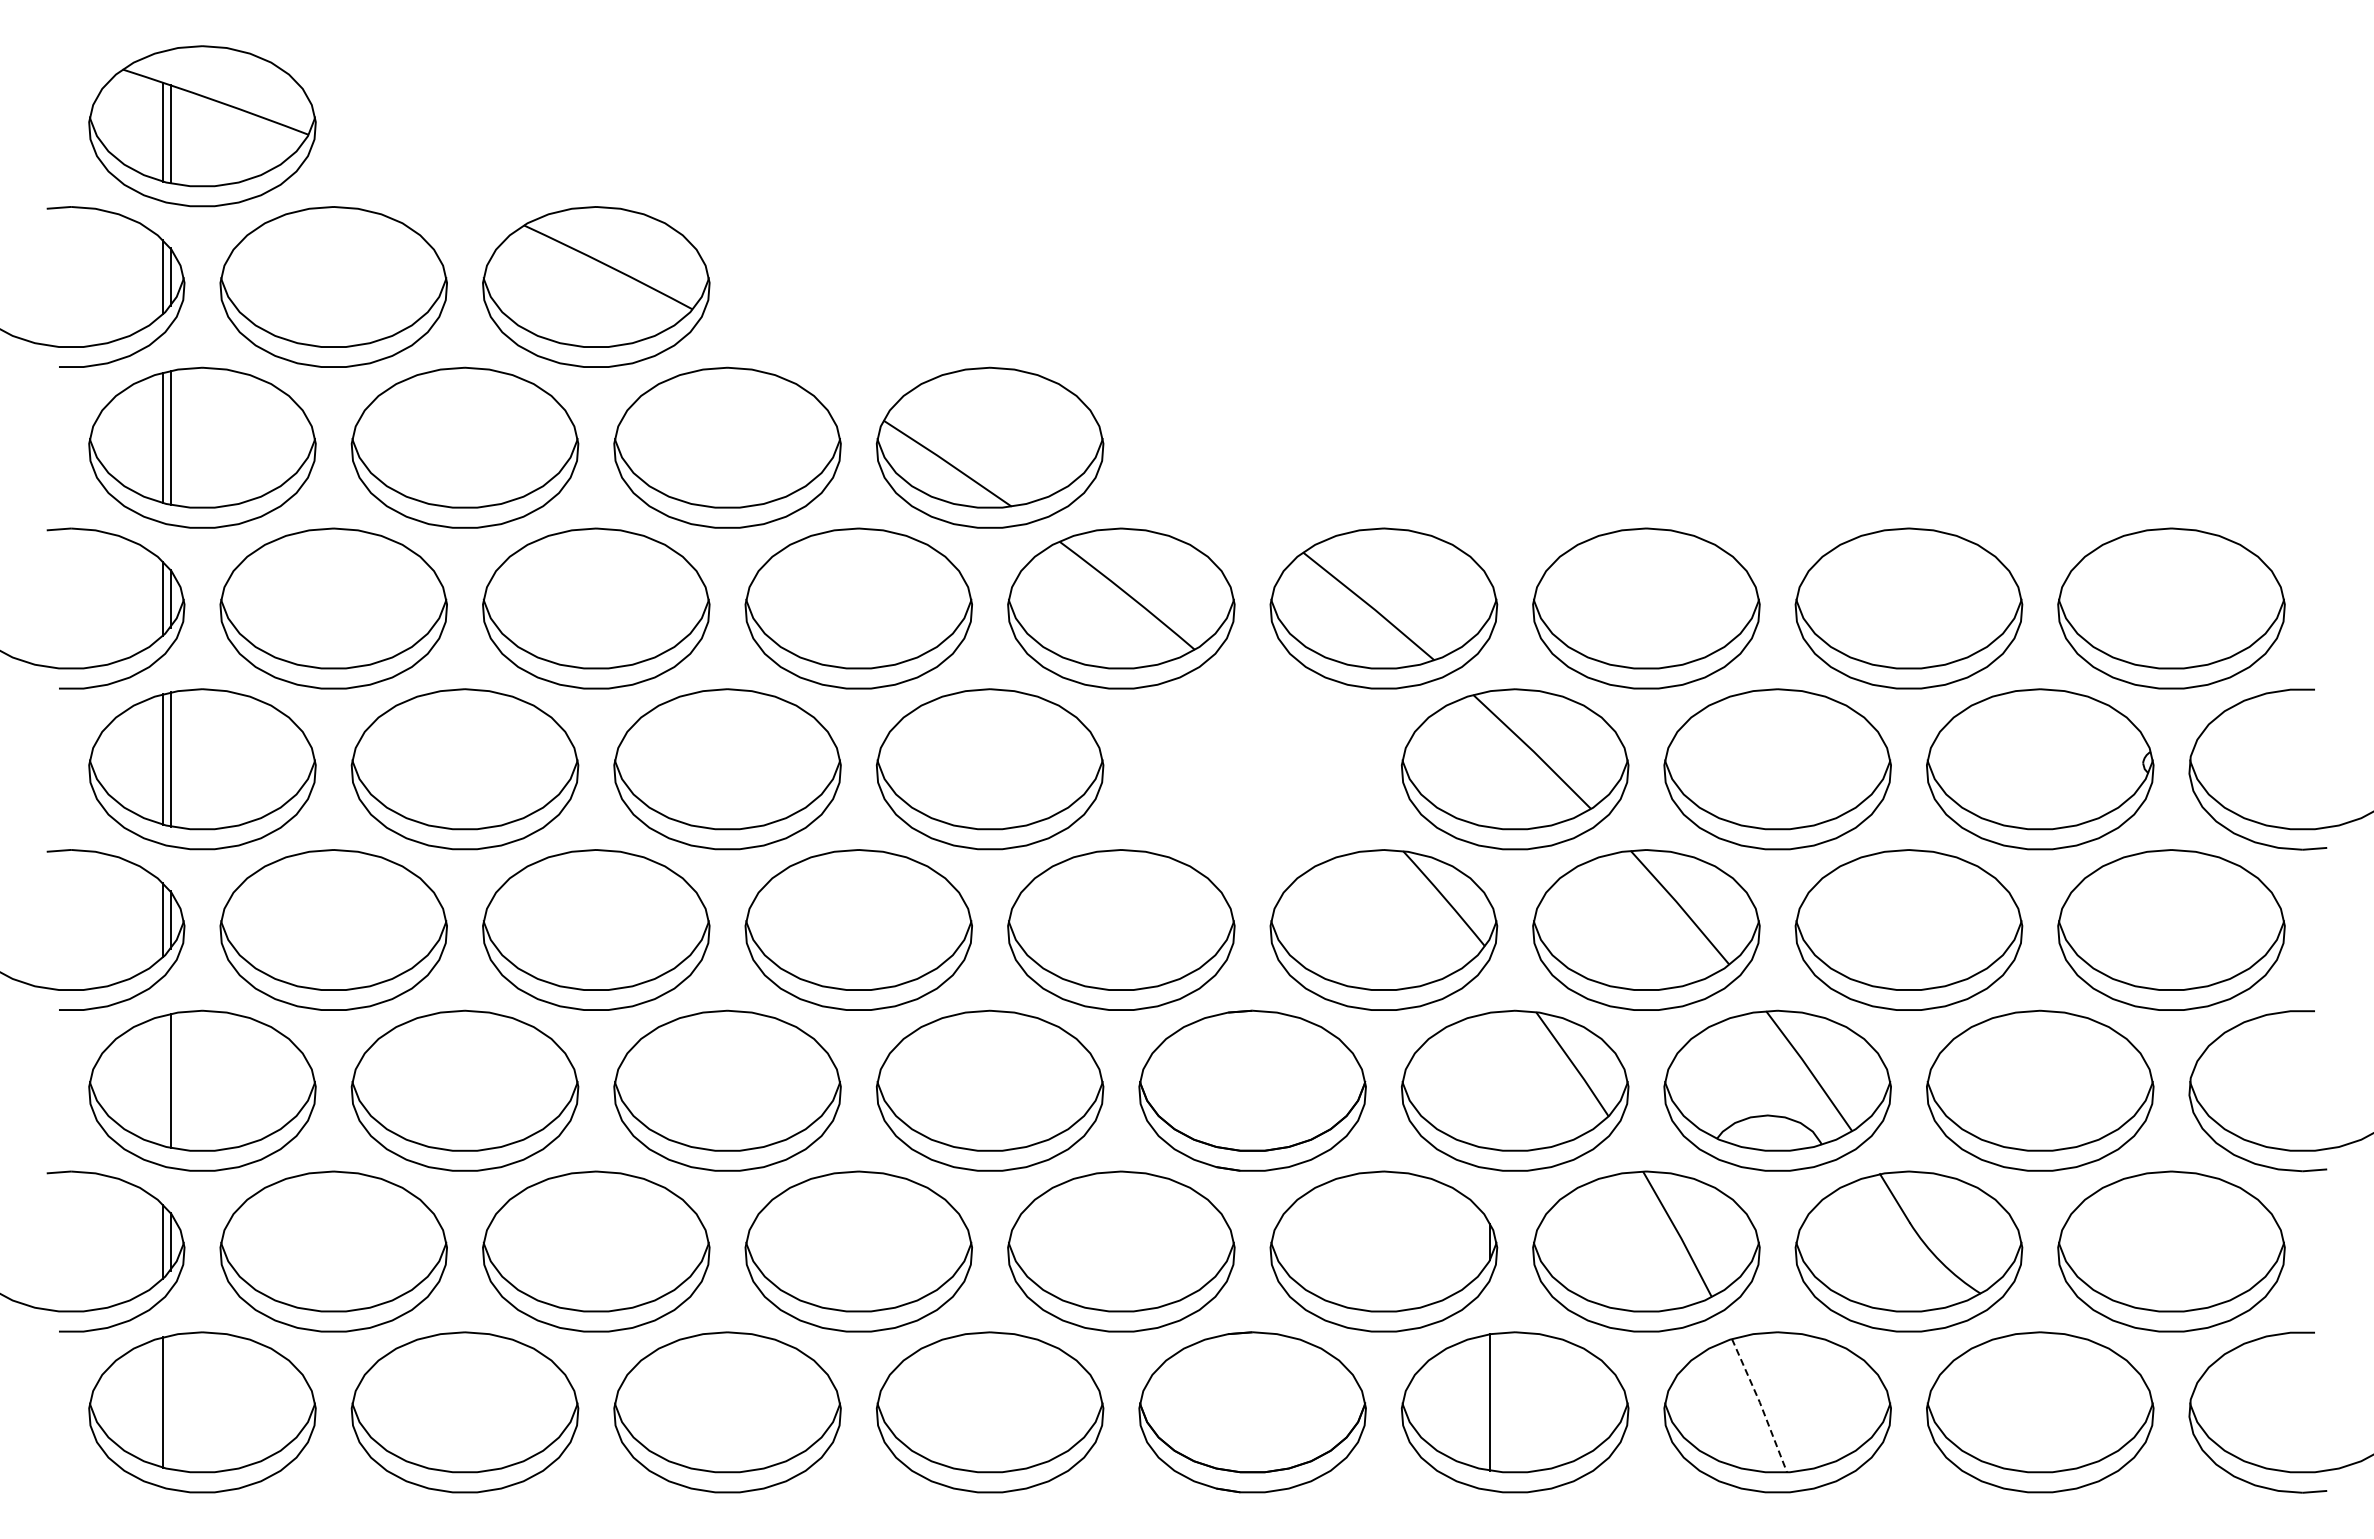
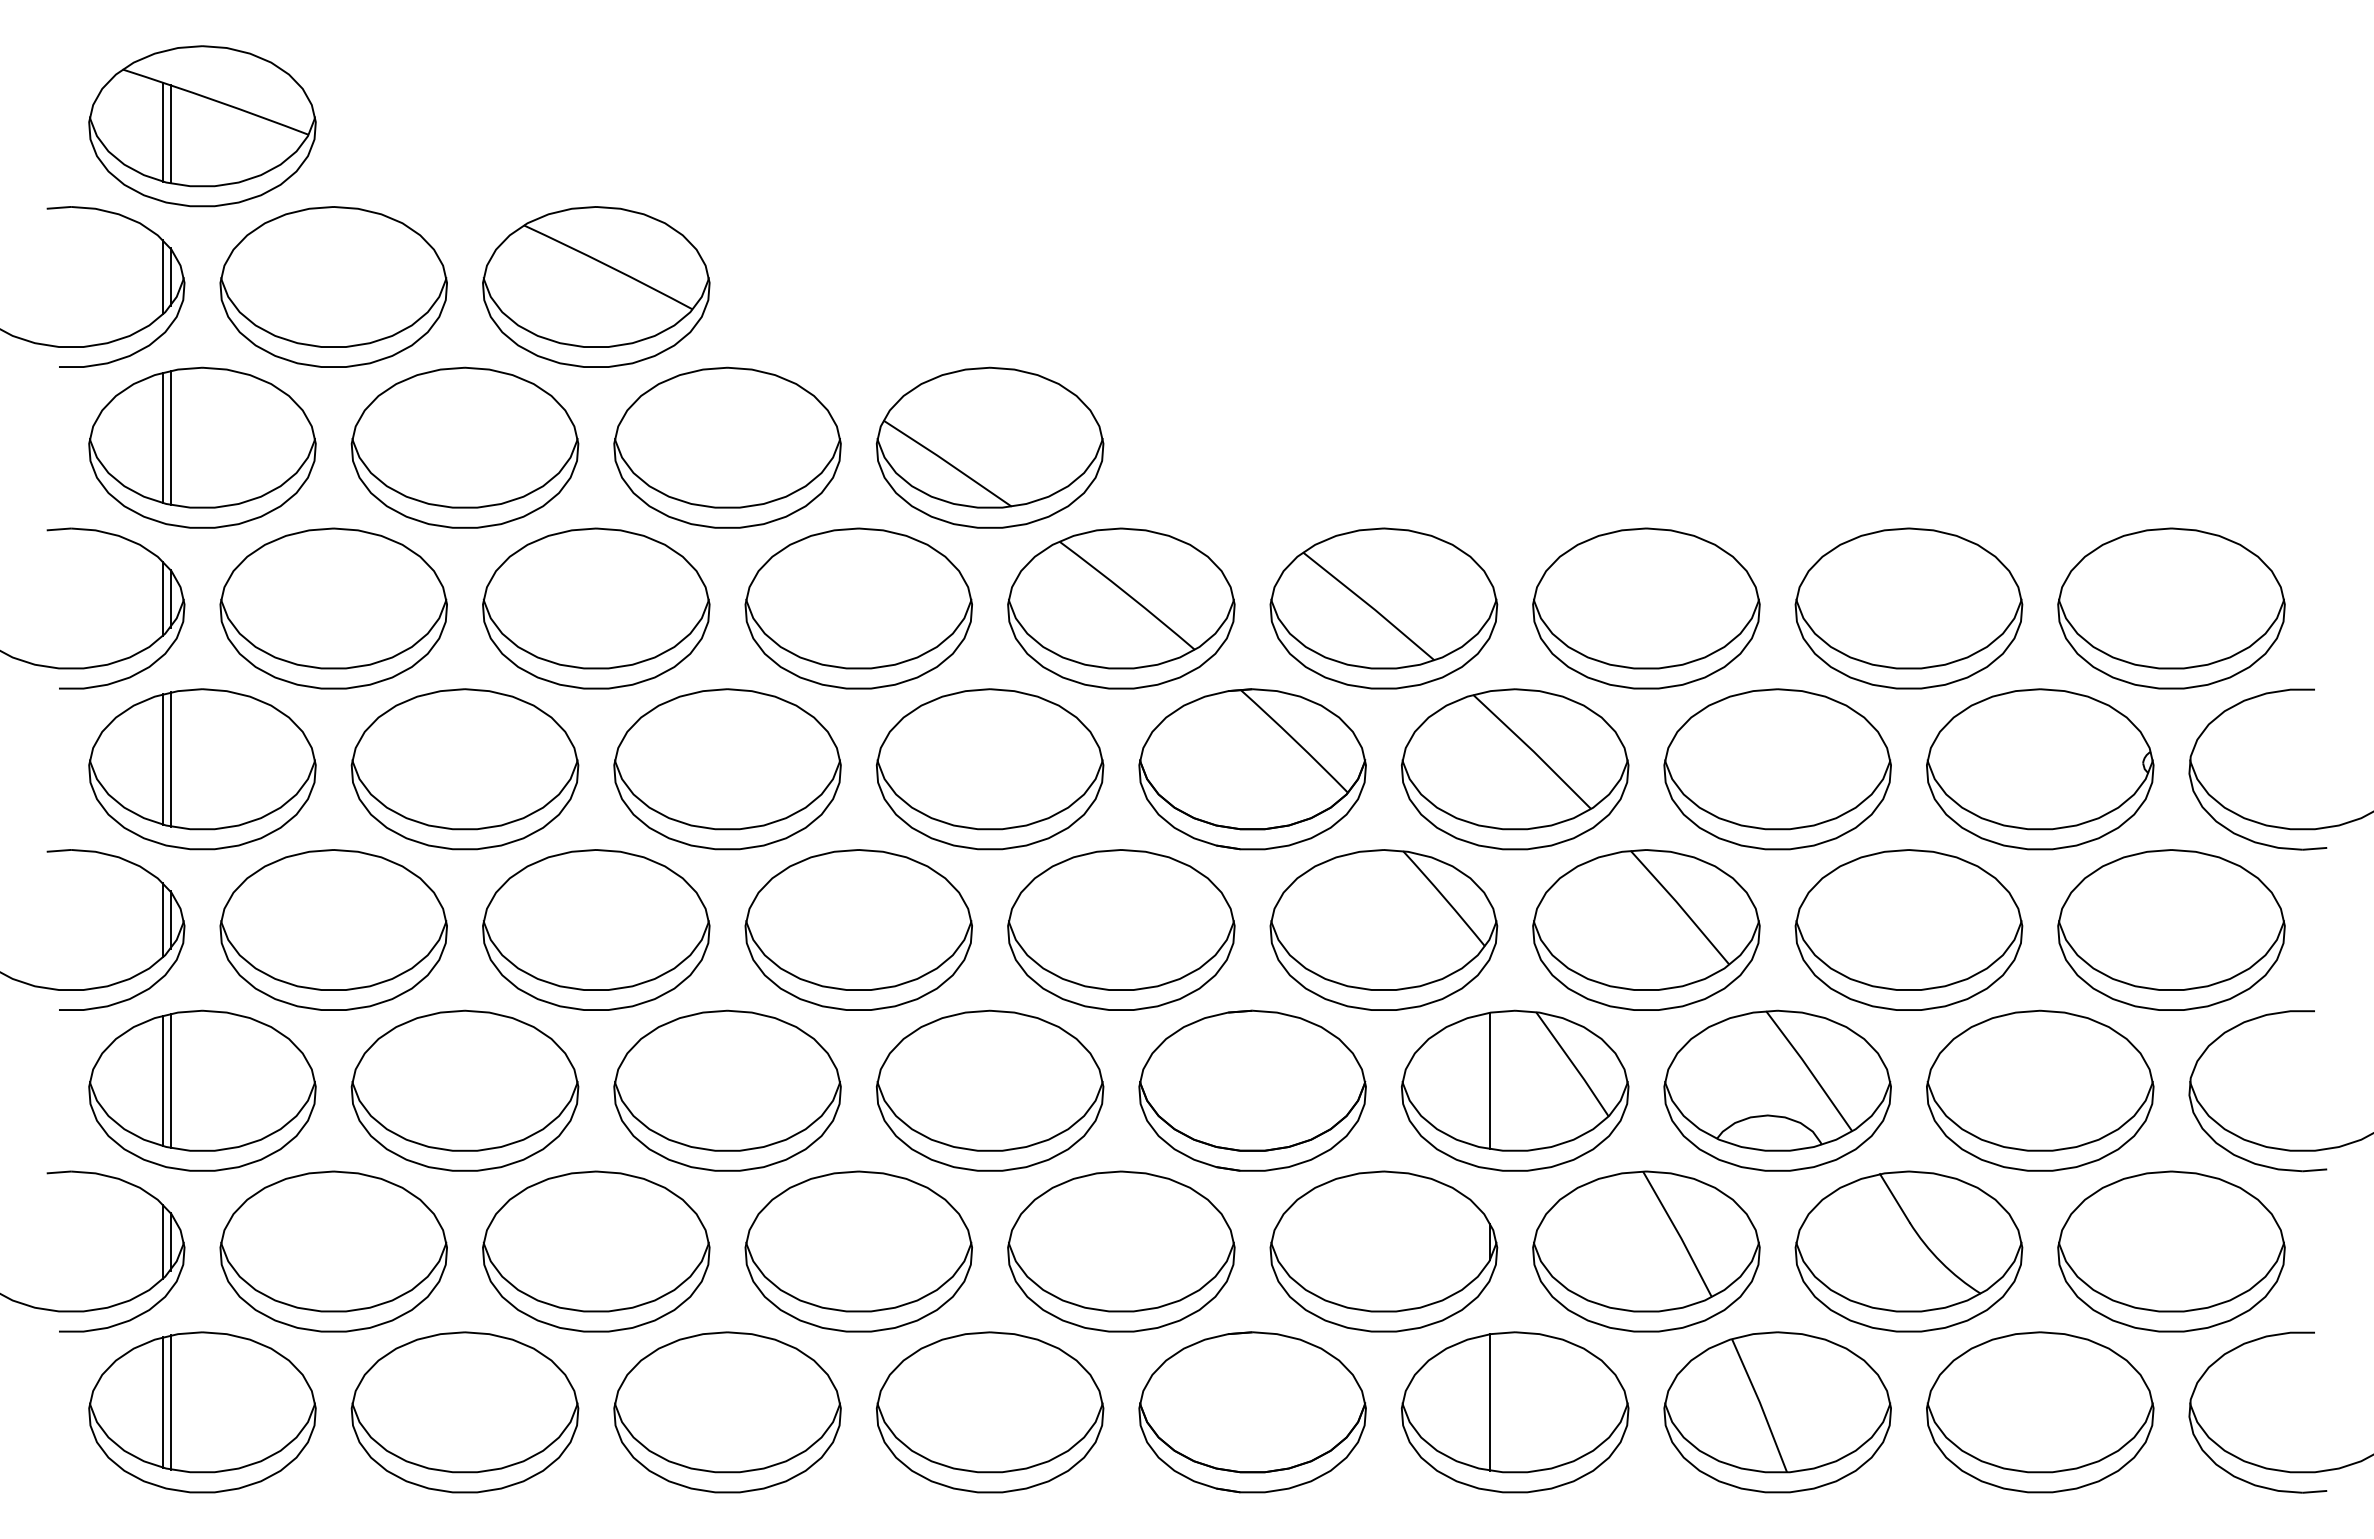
part: none -> present (1252, 769)
line: none -> present (163, 1080)
line: none -> present (1490, 1080)
line: none -> present (170, 1402)
line: dashed -> solid (1760, 1405)
